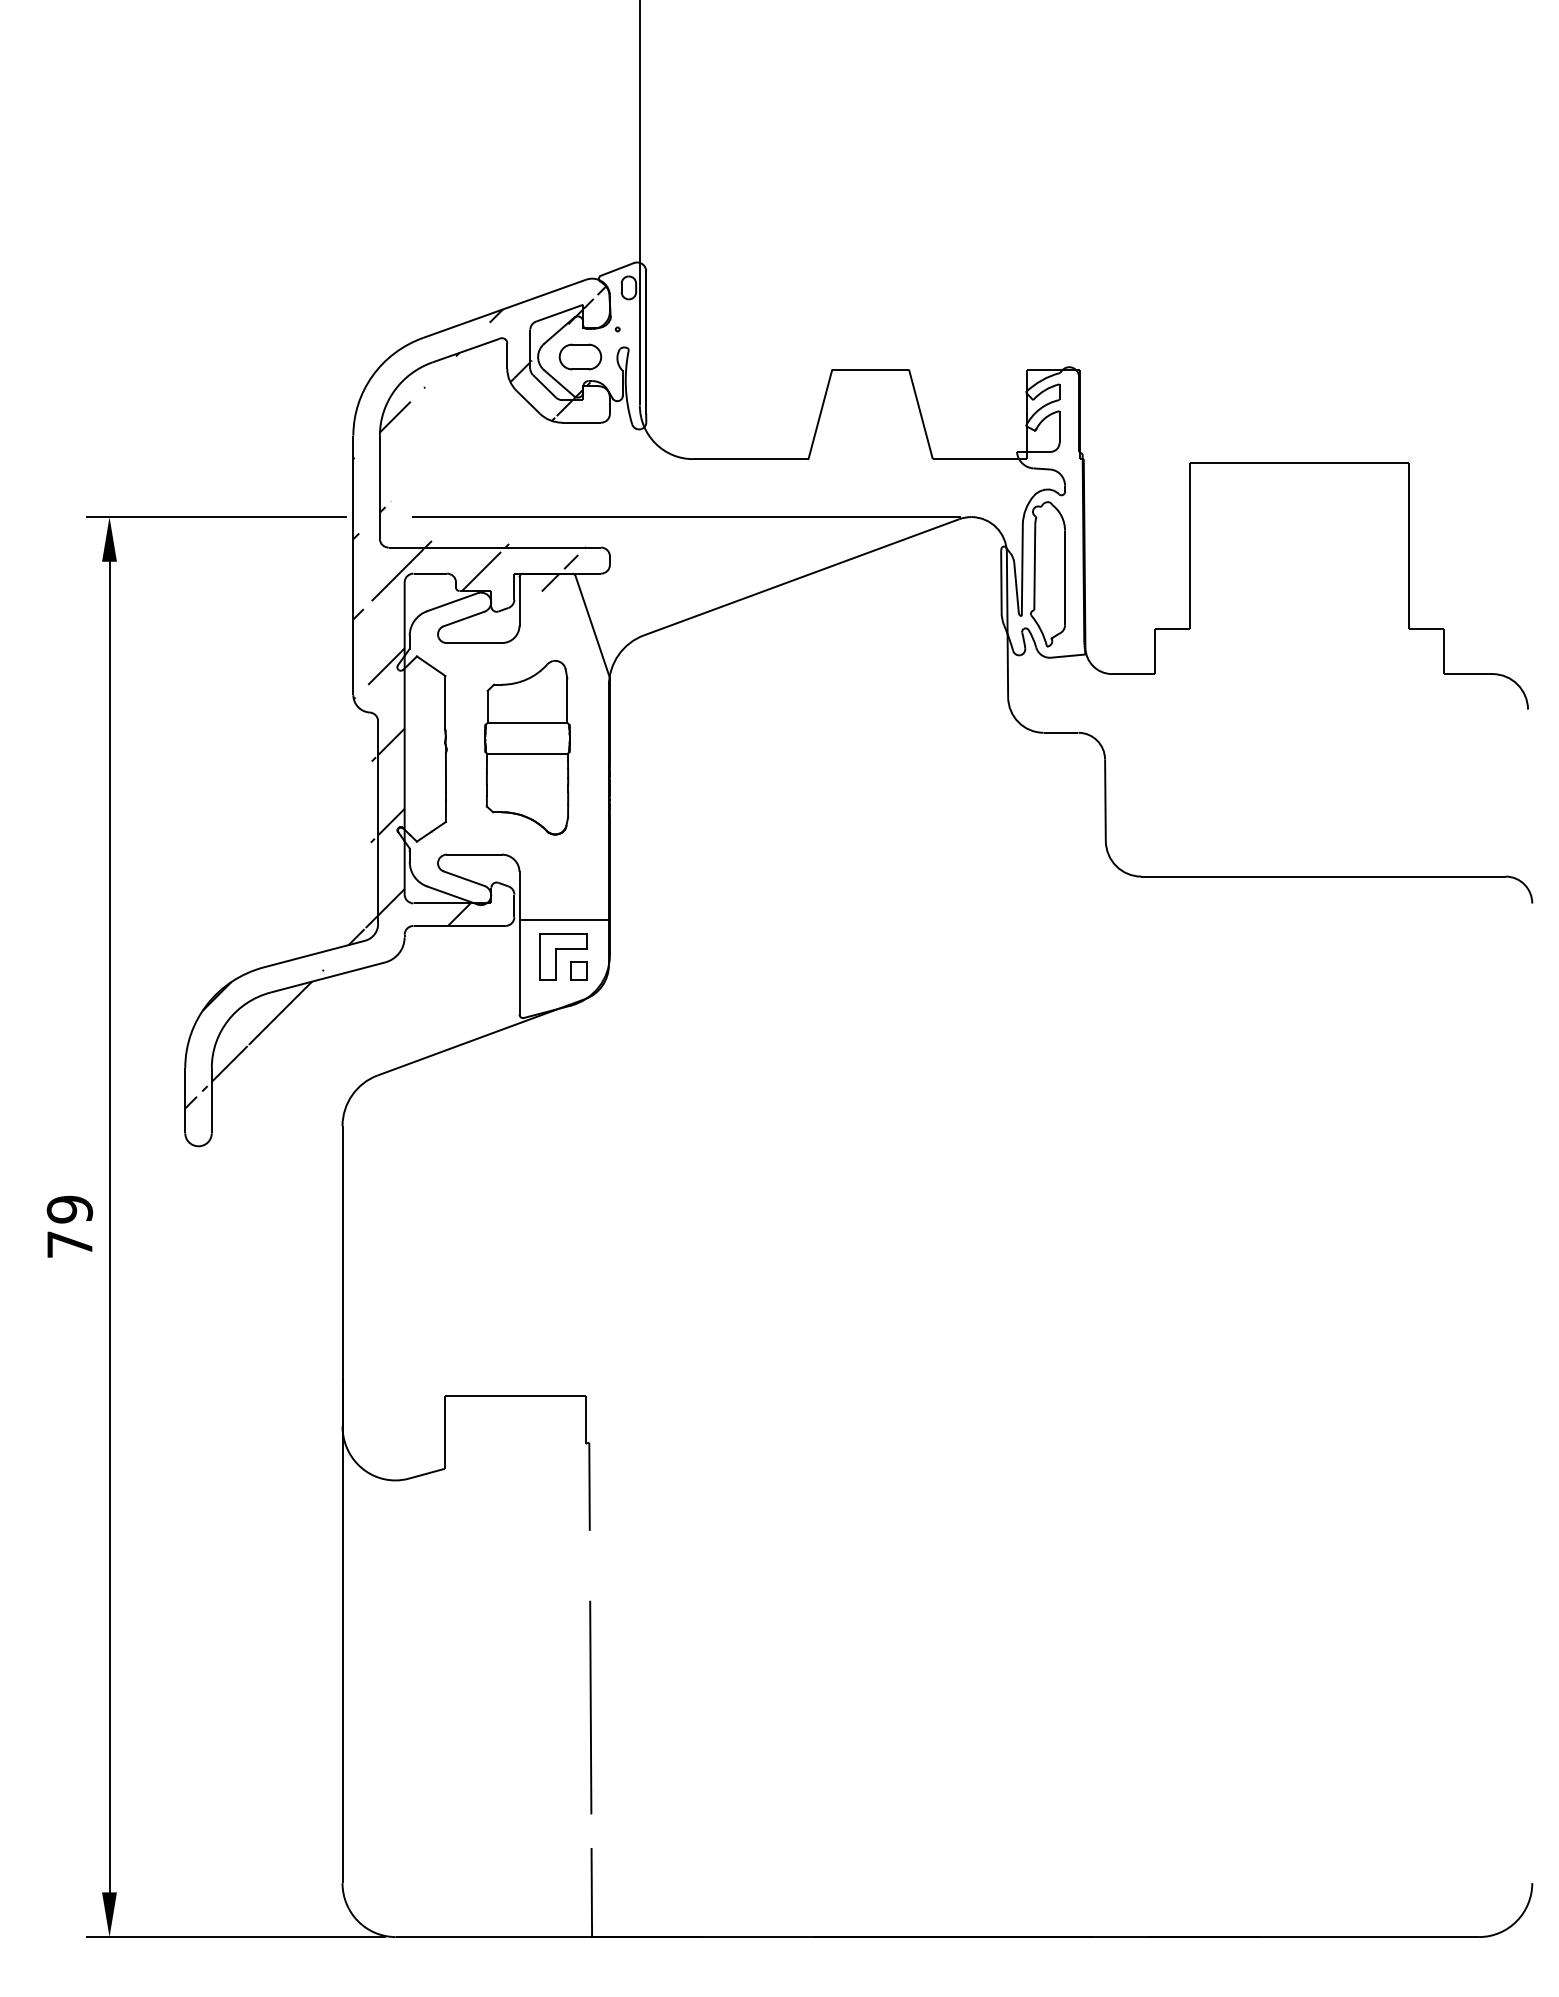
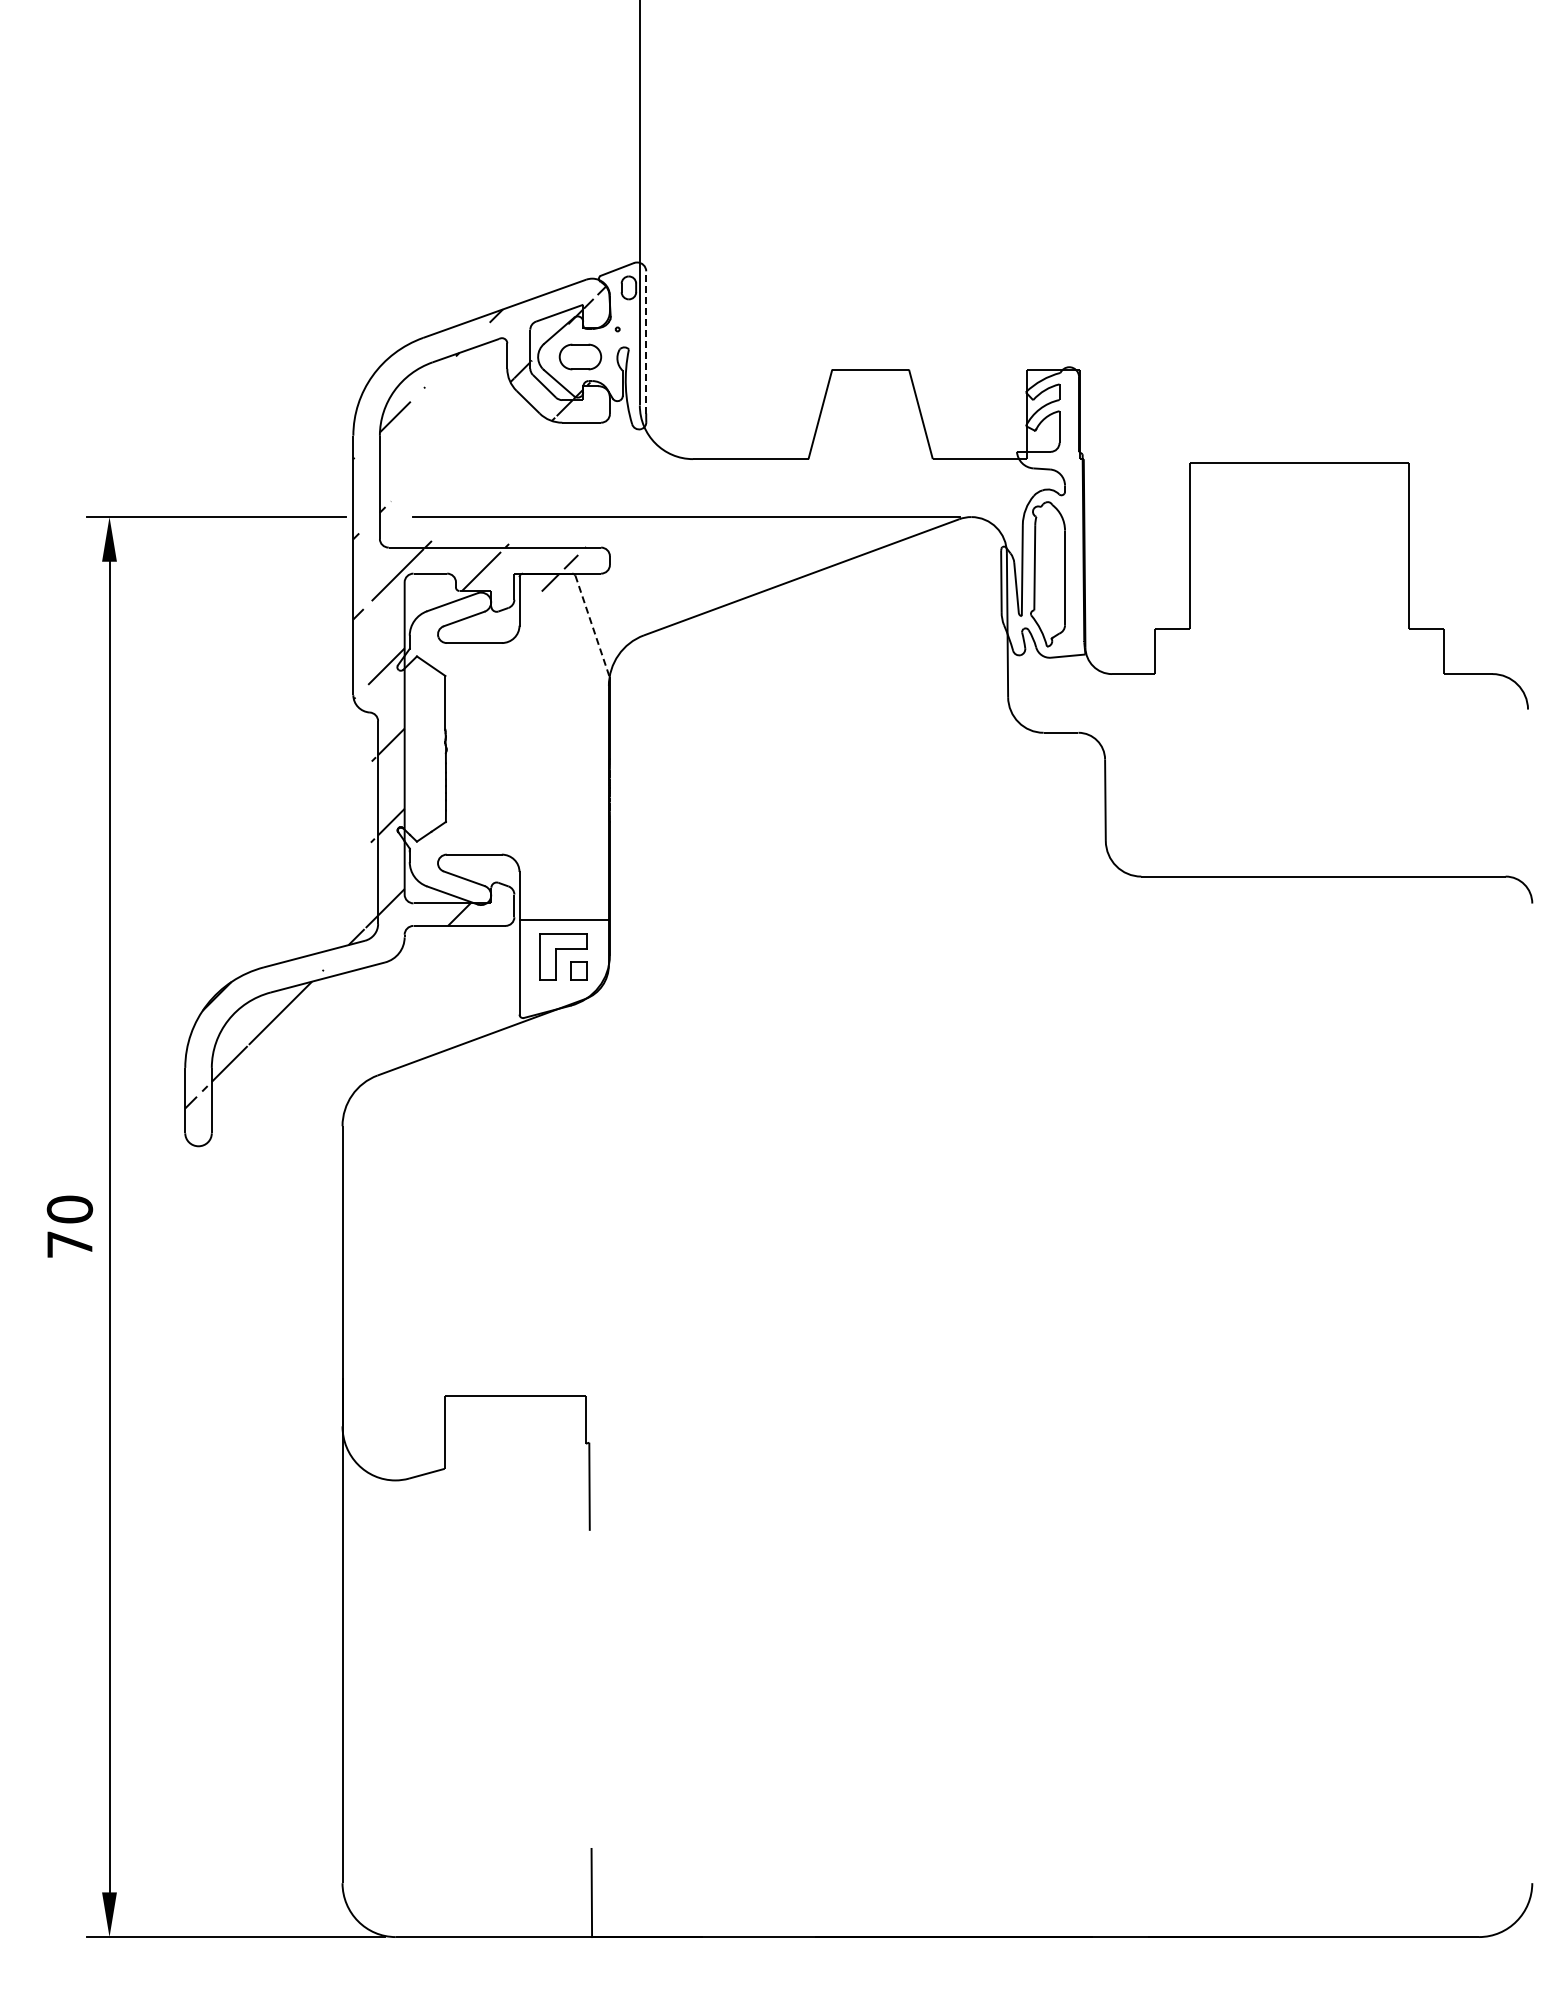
line: solid -> dashed (646, 341)
line: solid -> dashed (592, 626)
part: present -> none (527, 747)
text: 79 -> 70 (70, 1209)
line: present -> none (590, 1707)
